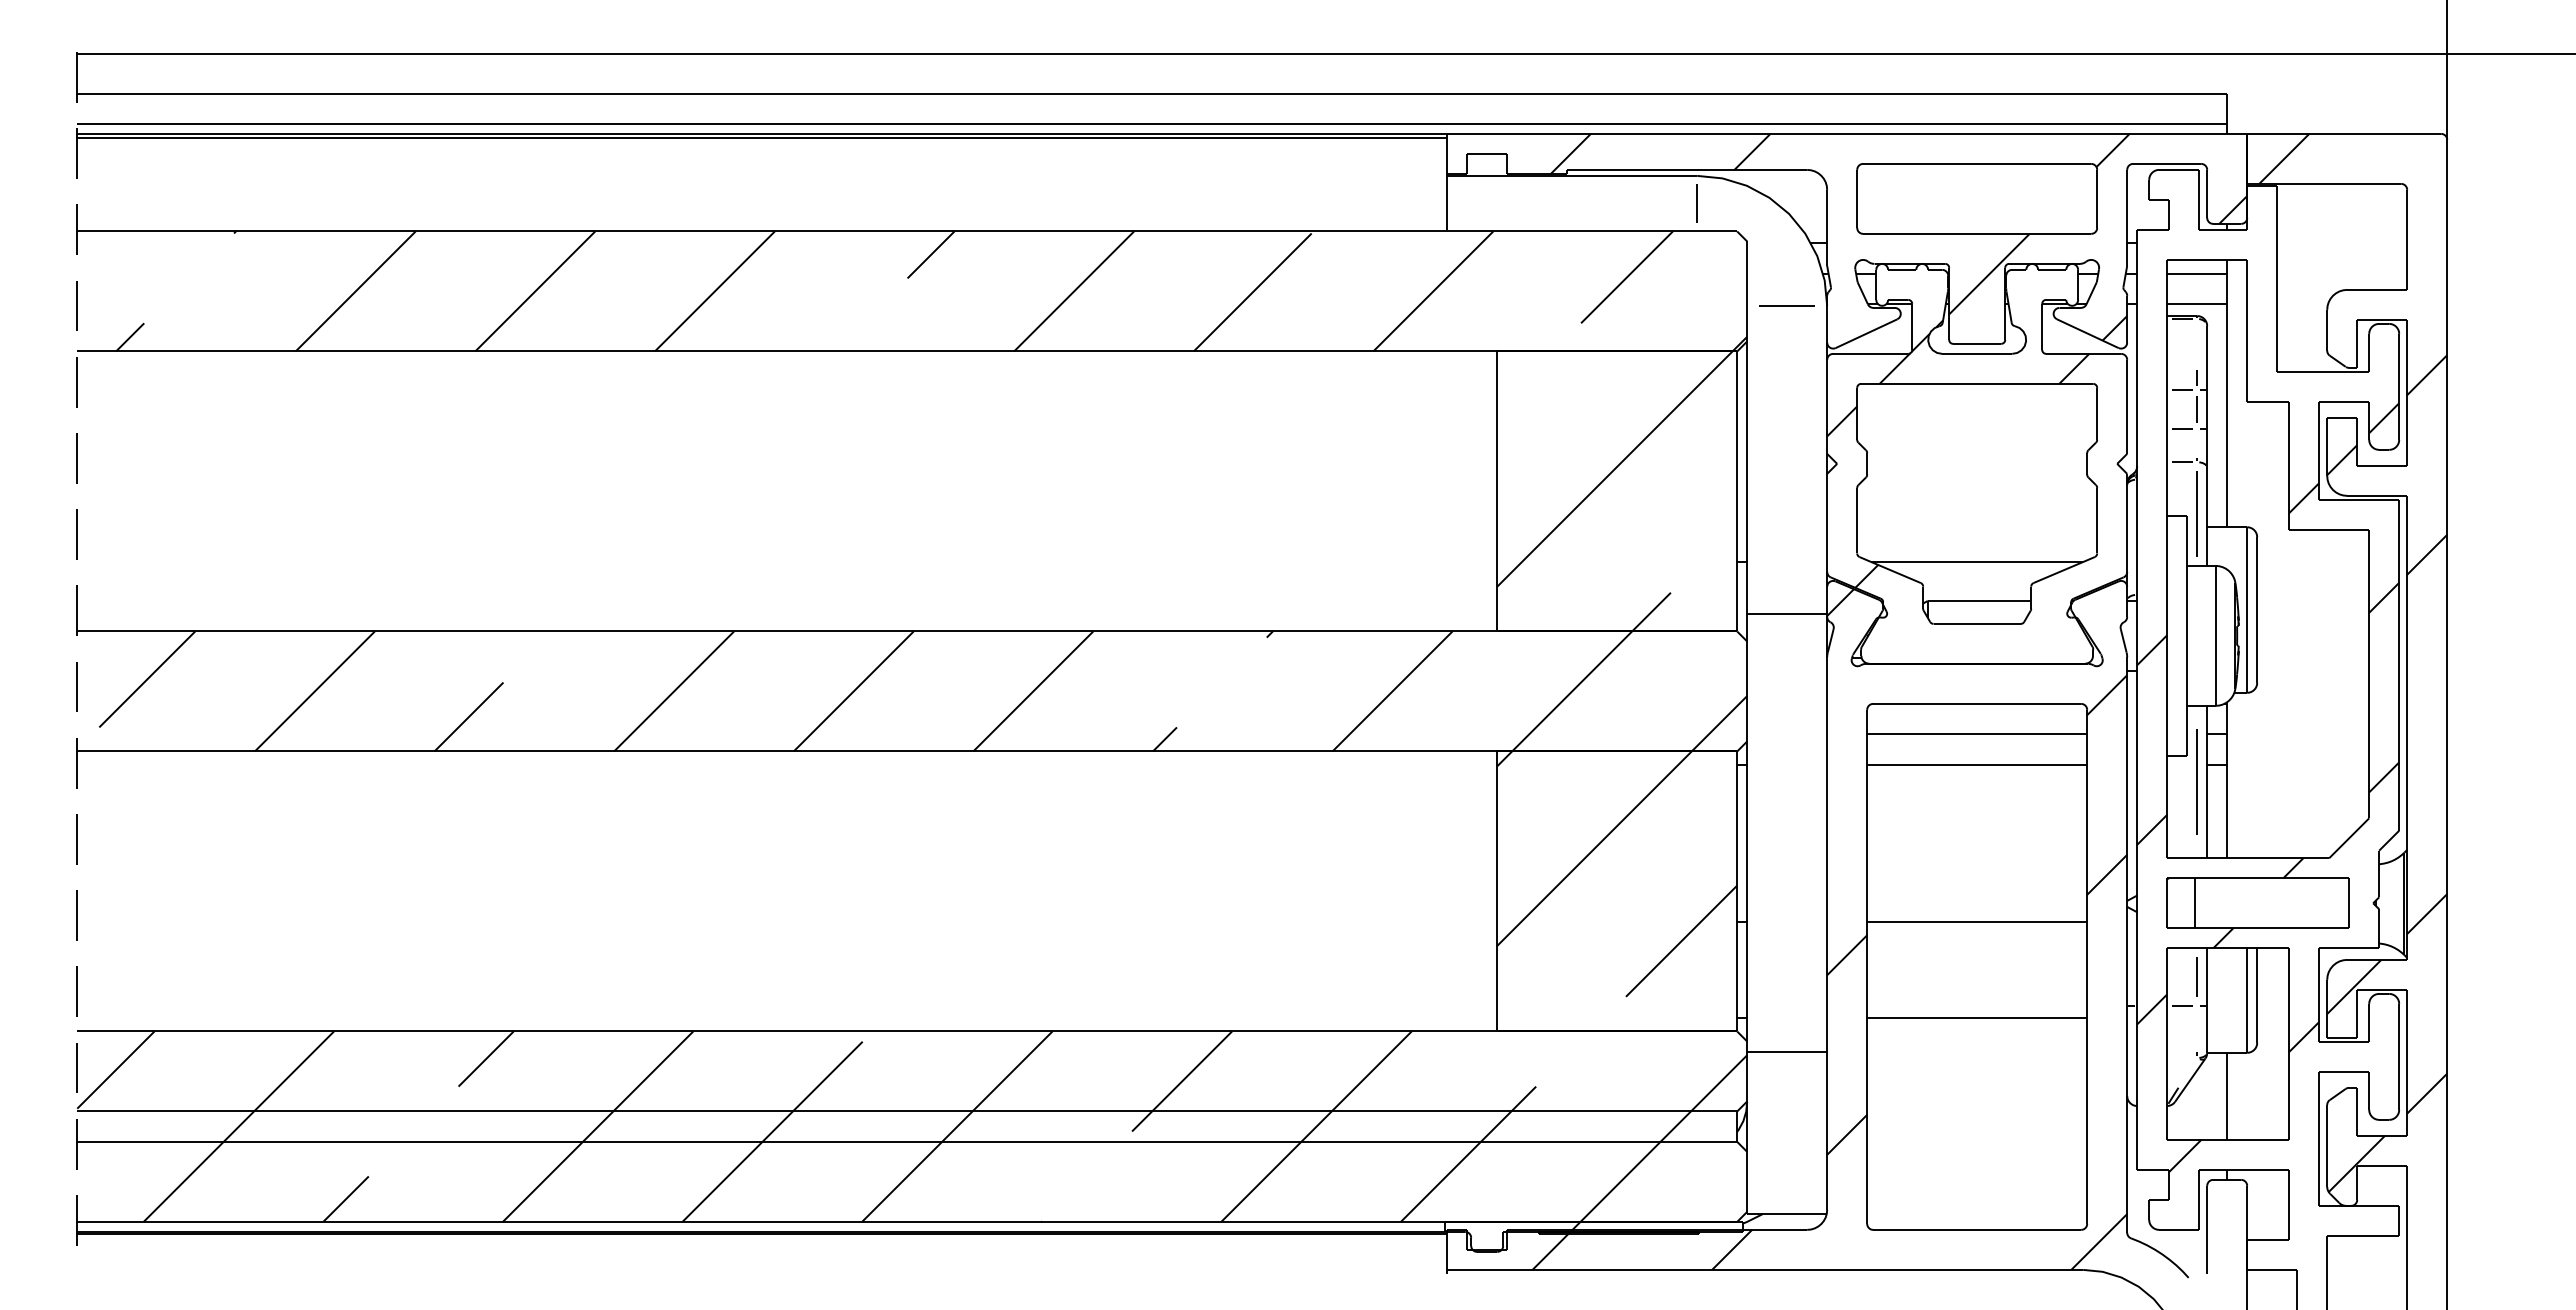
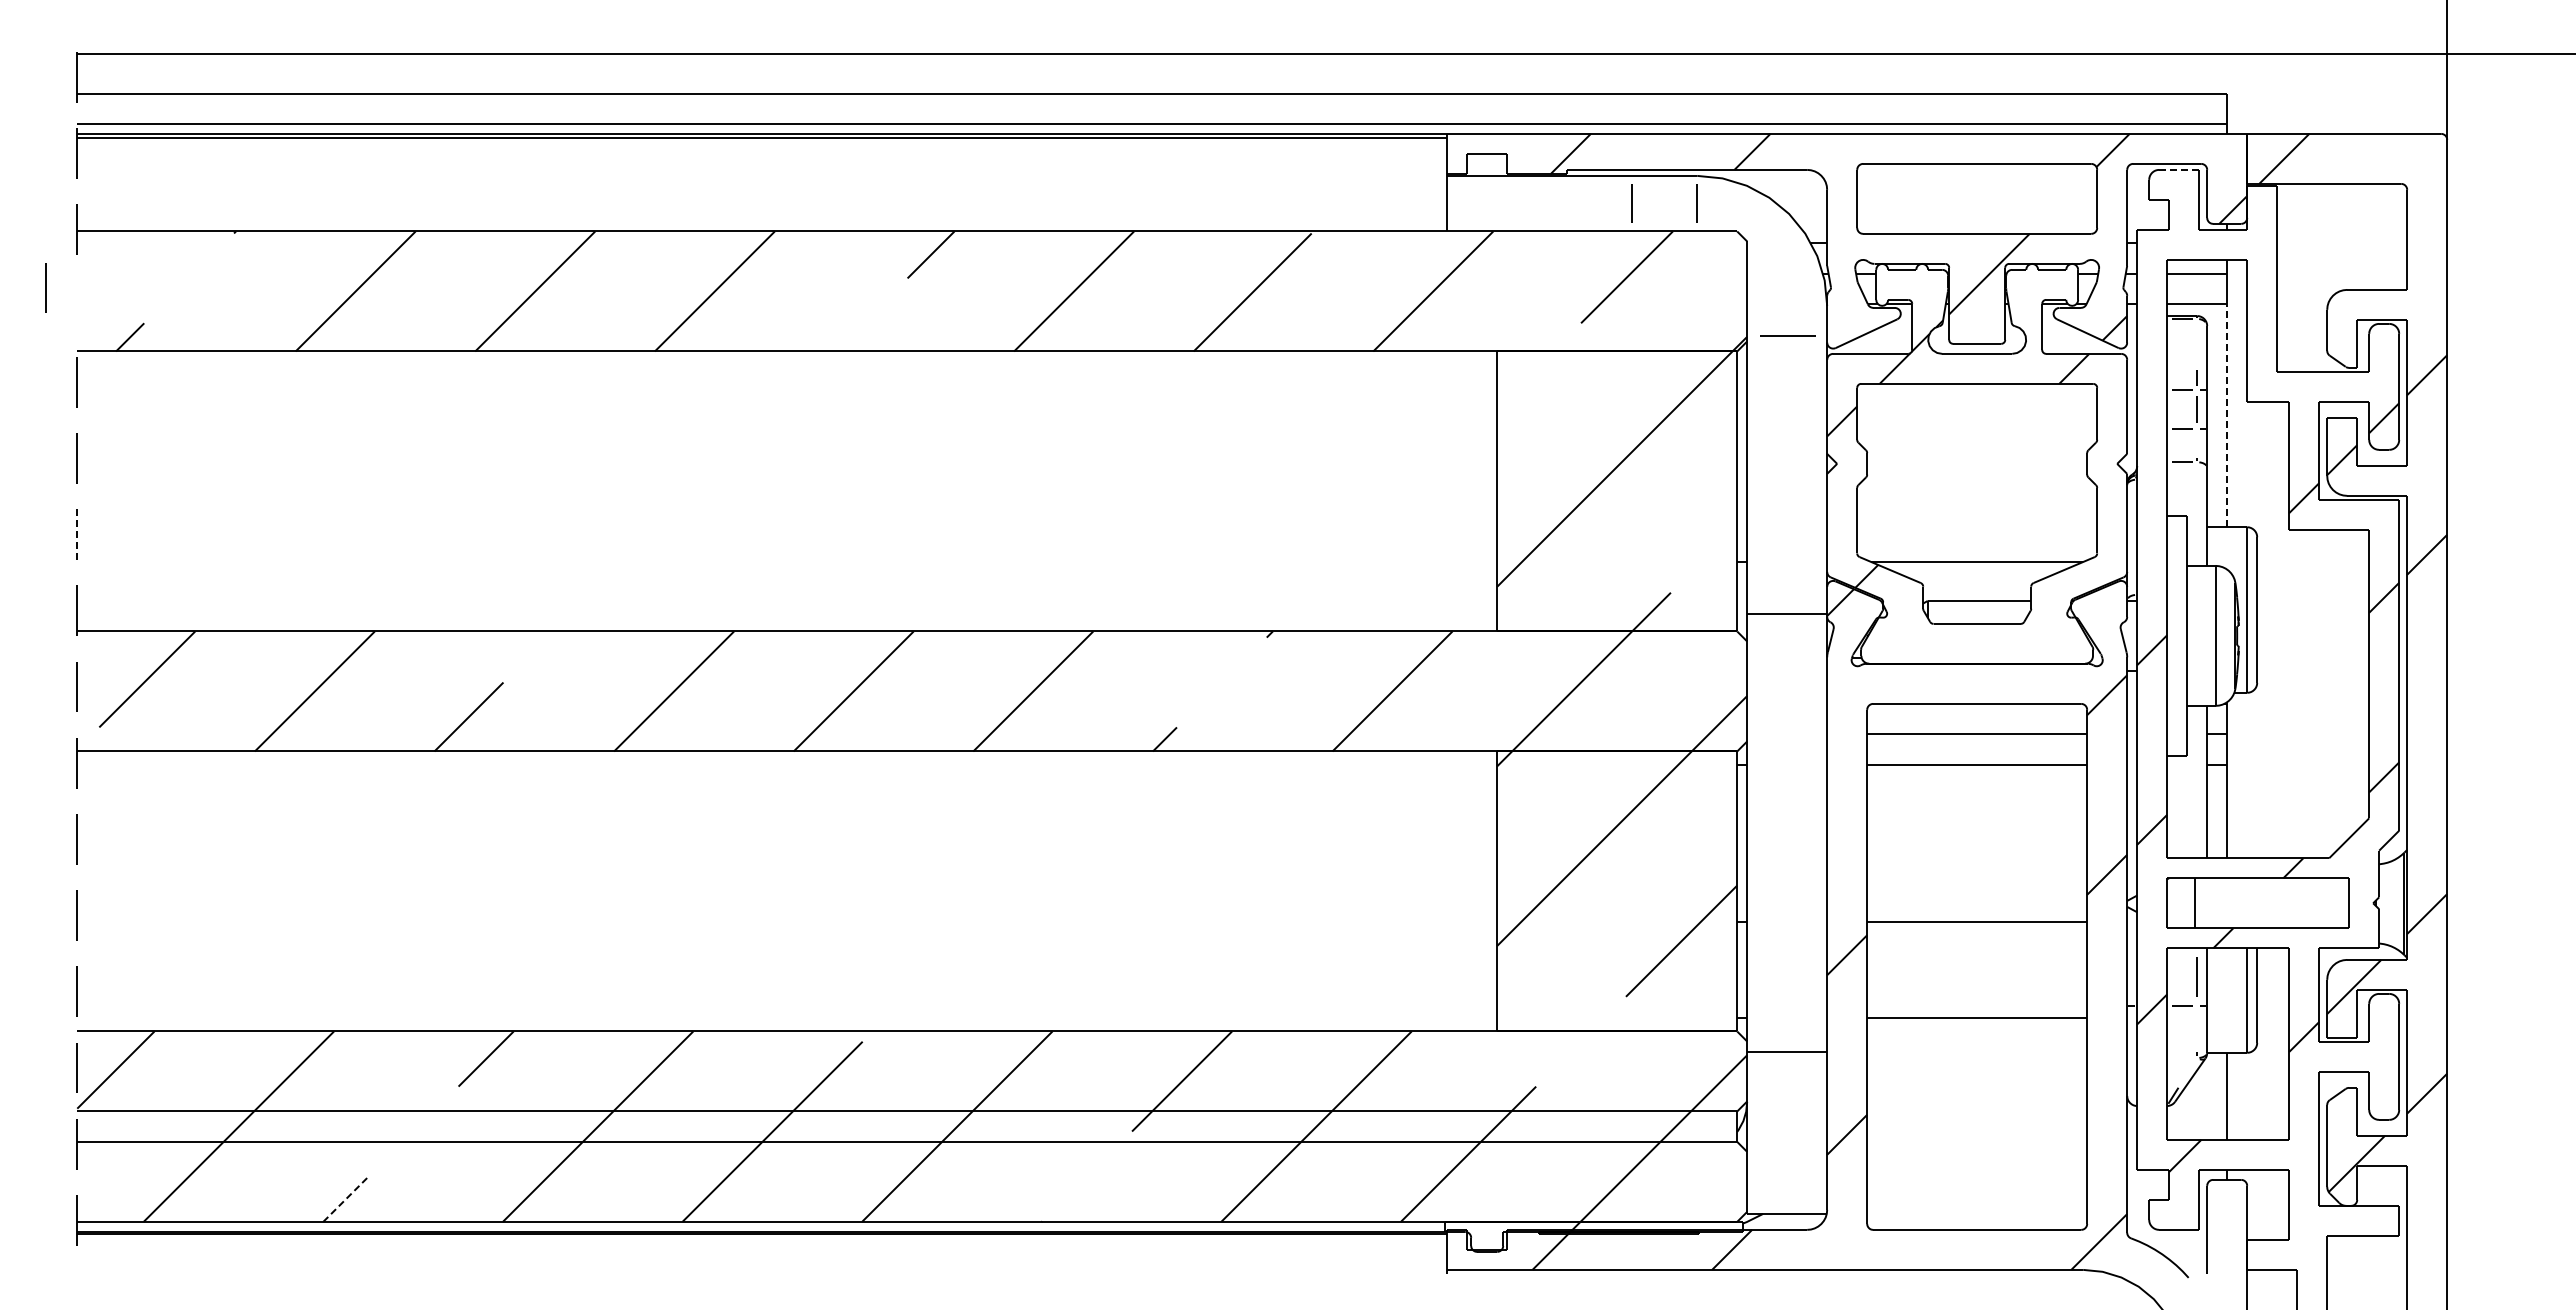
line: solid -> dashed (2179, 169)
line: none -> present (1631, 203)
line position: (76, 305) -> (45, 287) (45, 287)
line position: (1786, 305) -> (1787, 335) (1787, 335)
line: solid -> dashed (2227, 415)
line: present -> none (2196, 513)
line: solid -> dashed (77, 535)
line: present -> none (2196, 781)
line: solid -> dashed (346, 1198)
